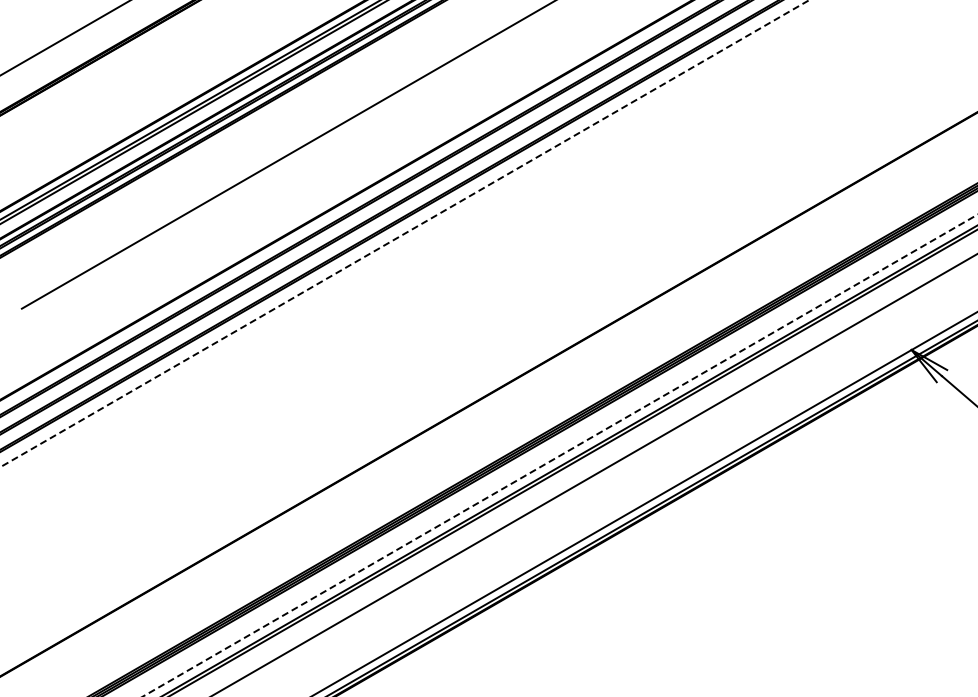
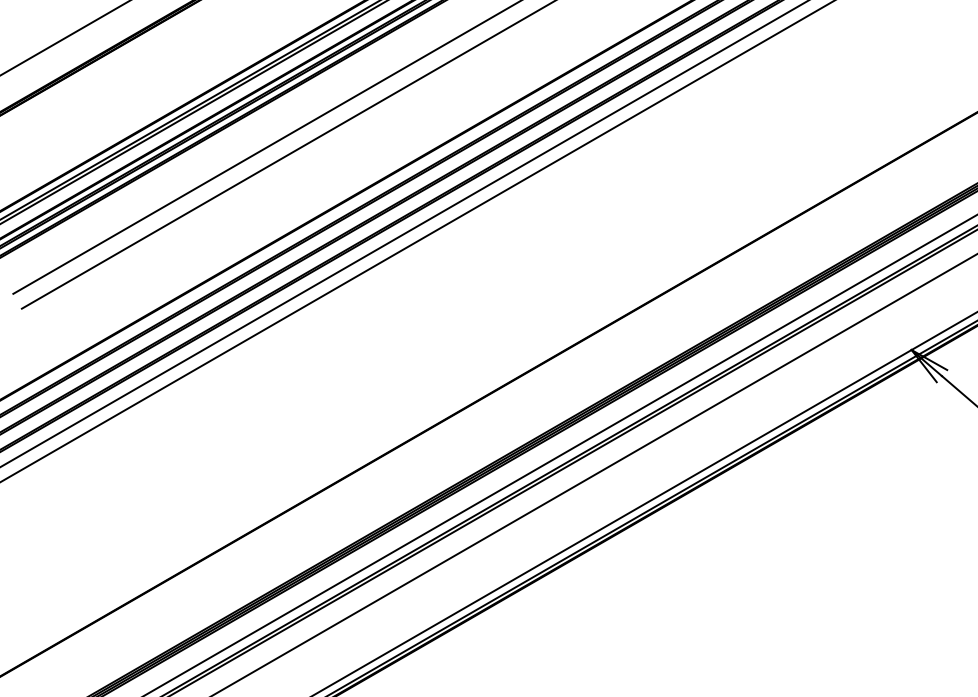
line: none -> present (265, 147)
line: dashed -> solid (404, 233)
line: none -> present (416, 241)
line: dashed -> solid (559, 455)
